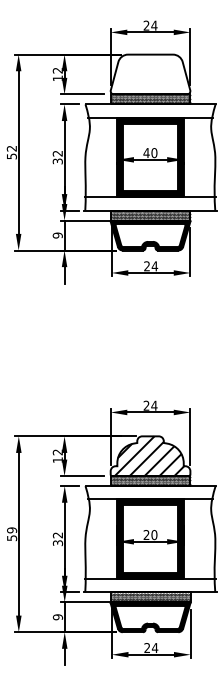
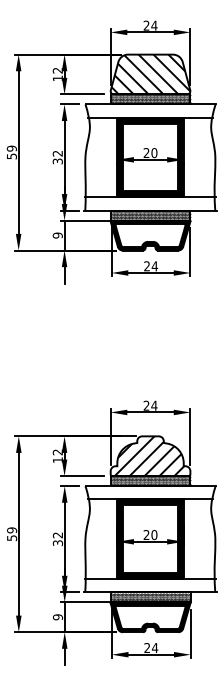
hatch: none -> present (150, 74)
text: 52 -> 59 (11, 148)
text: 40 -> 20 (146, 152)
